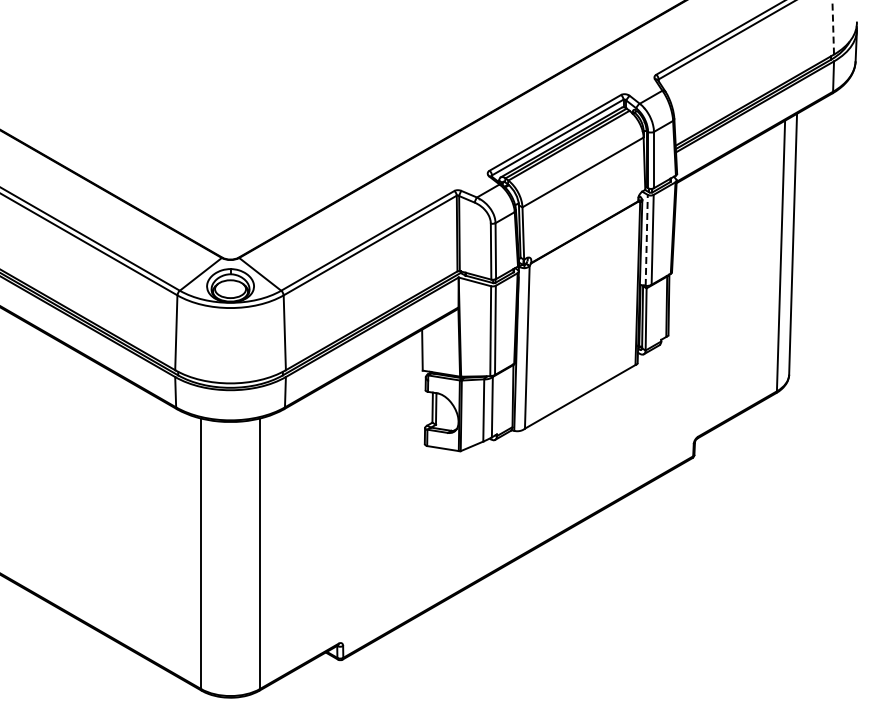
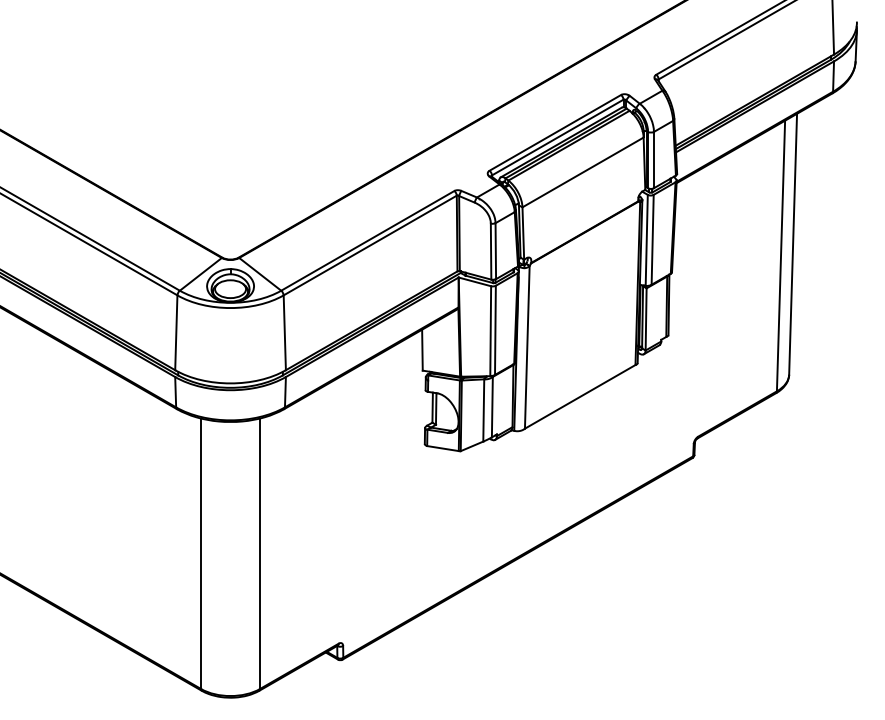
line: dashed -> solid (833, 27)
line: dashed -> solid (646, 240)
